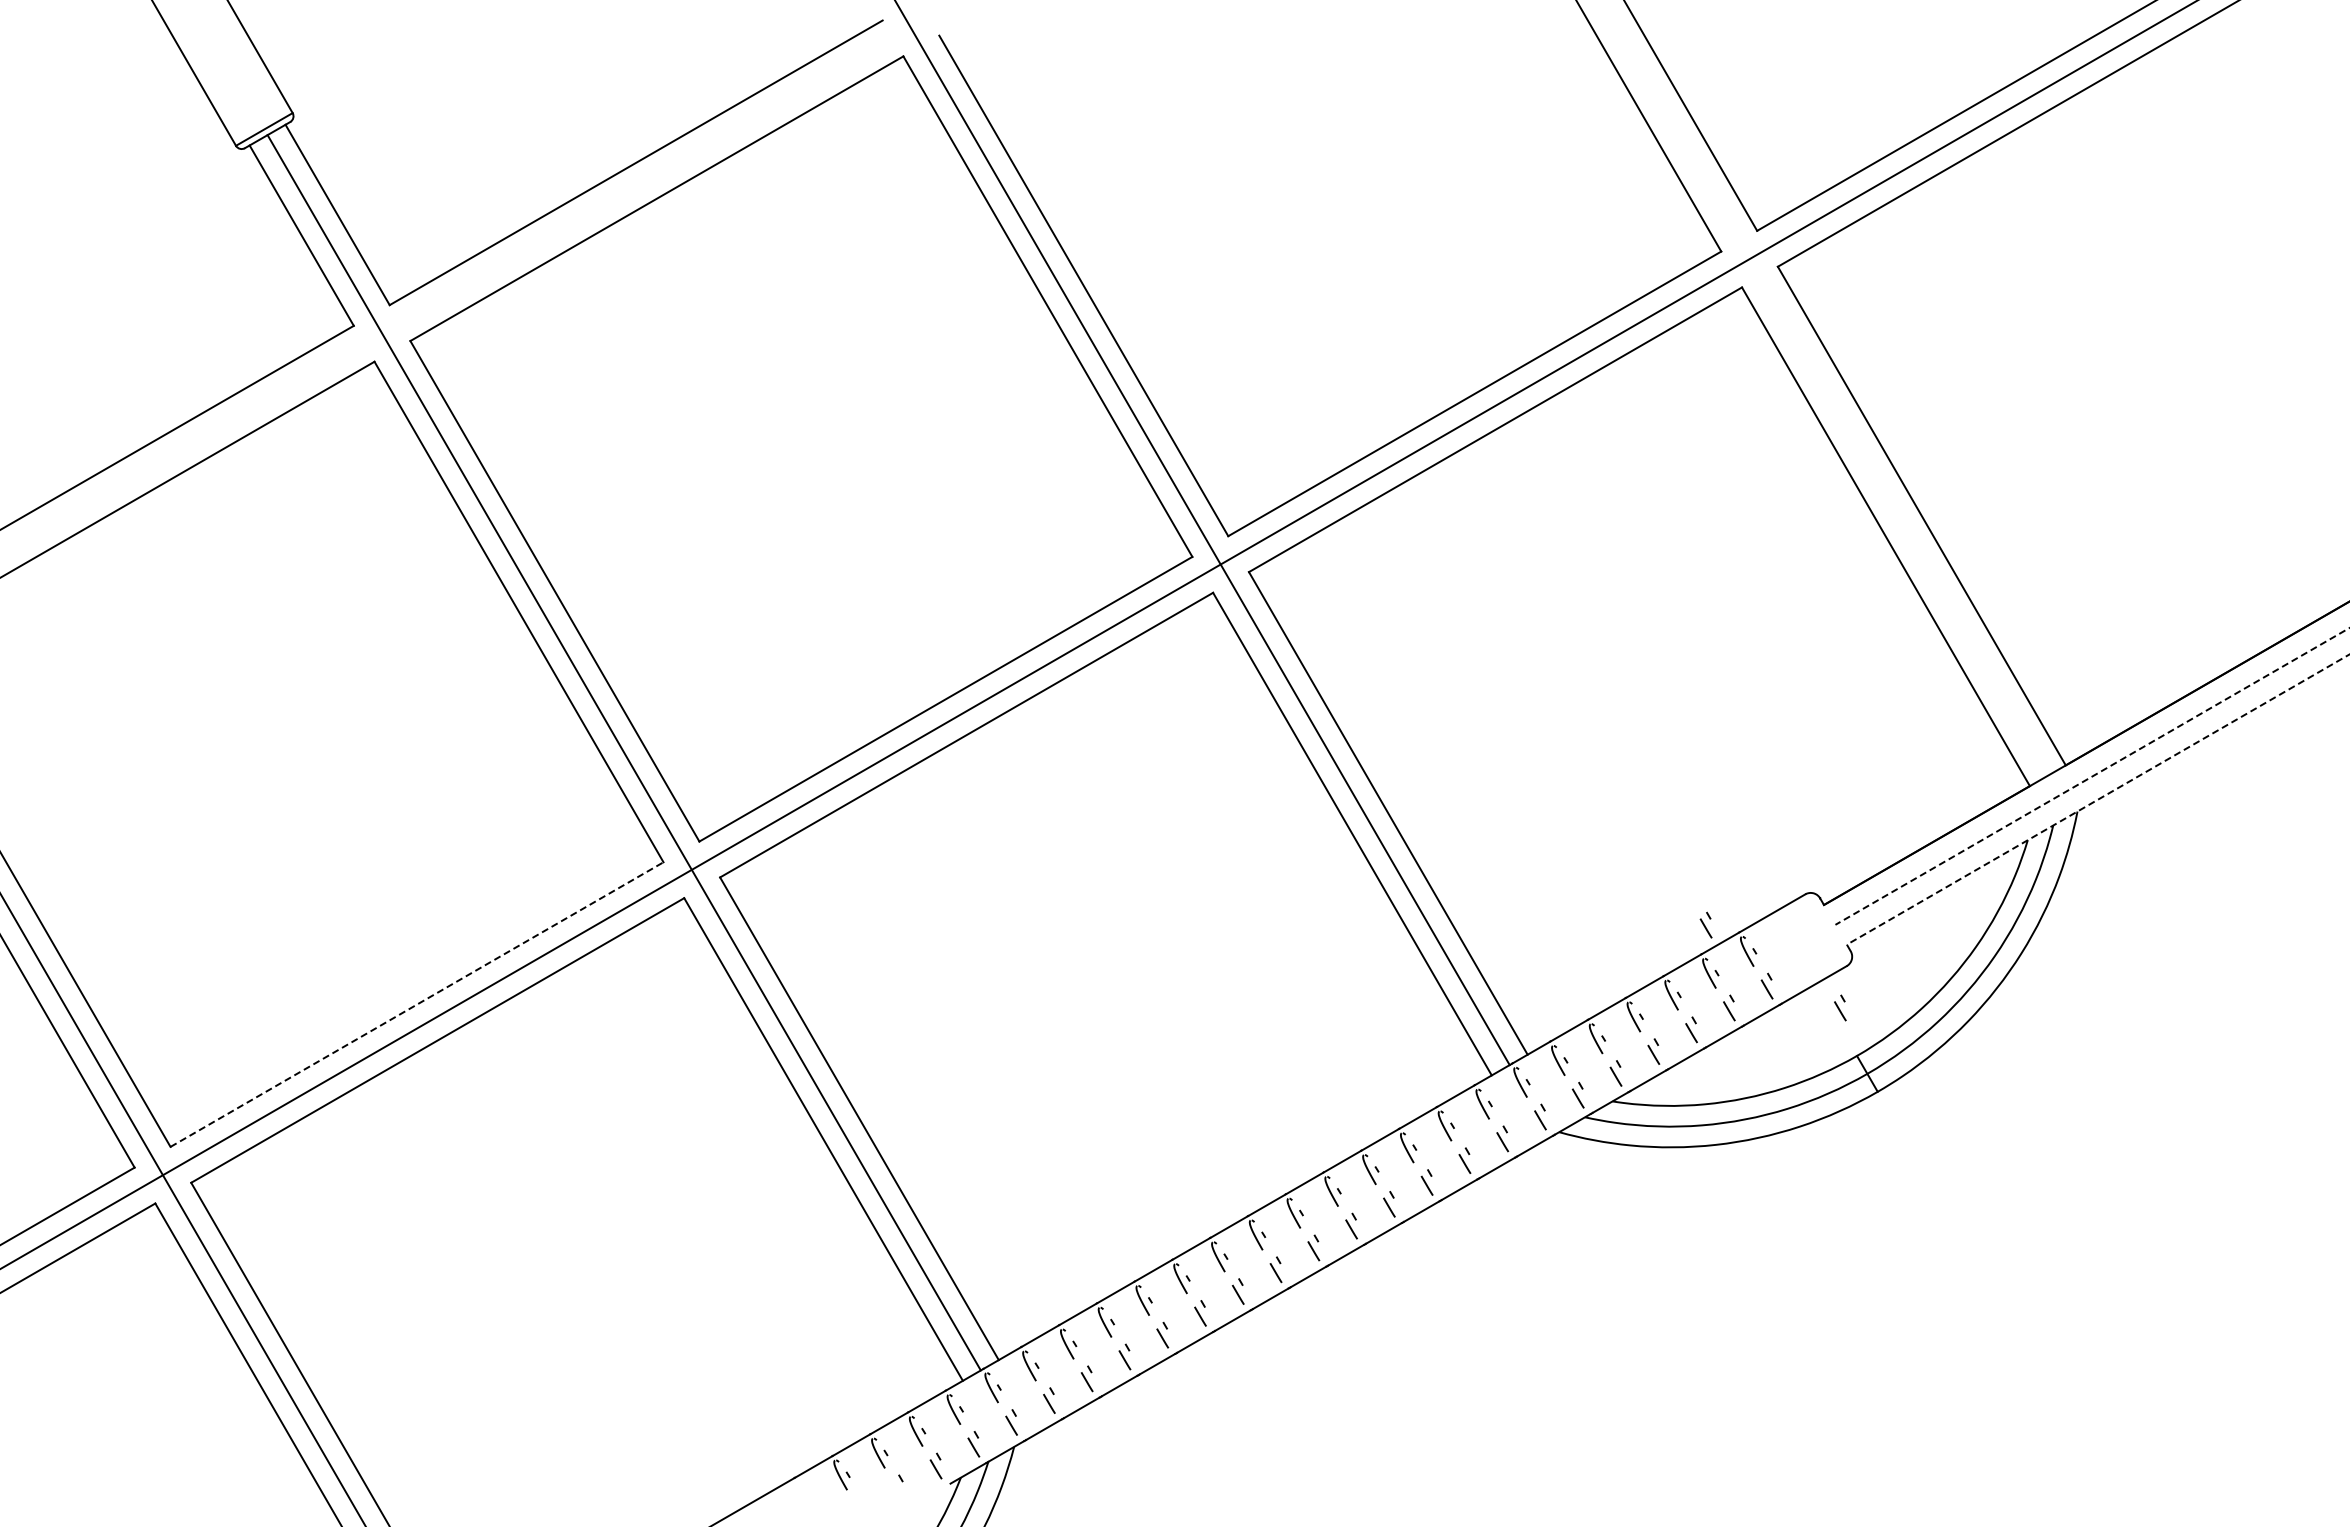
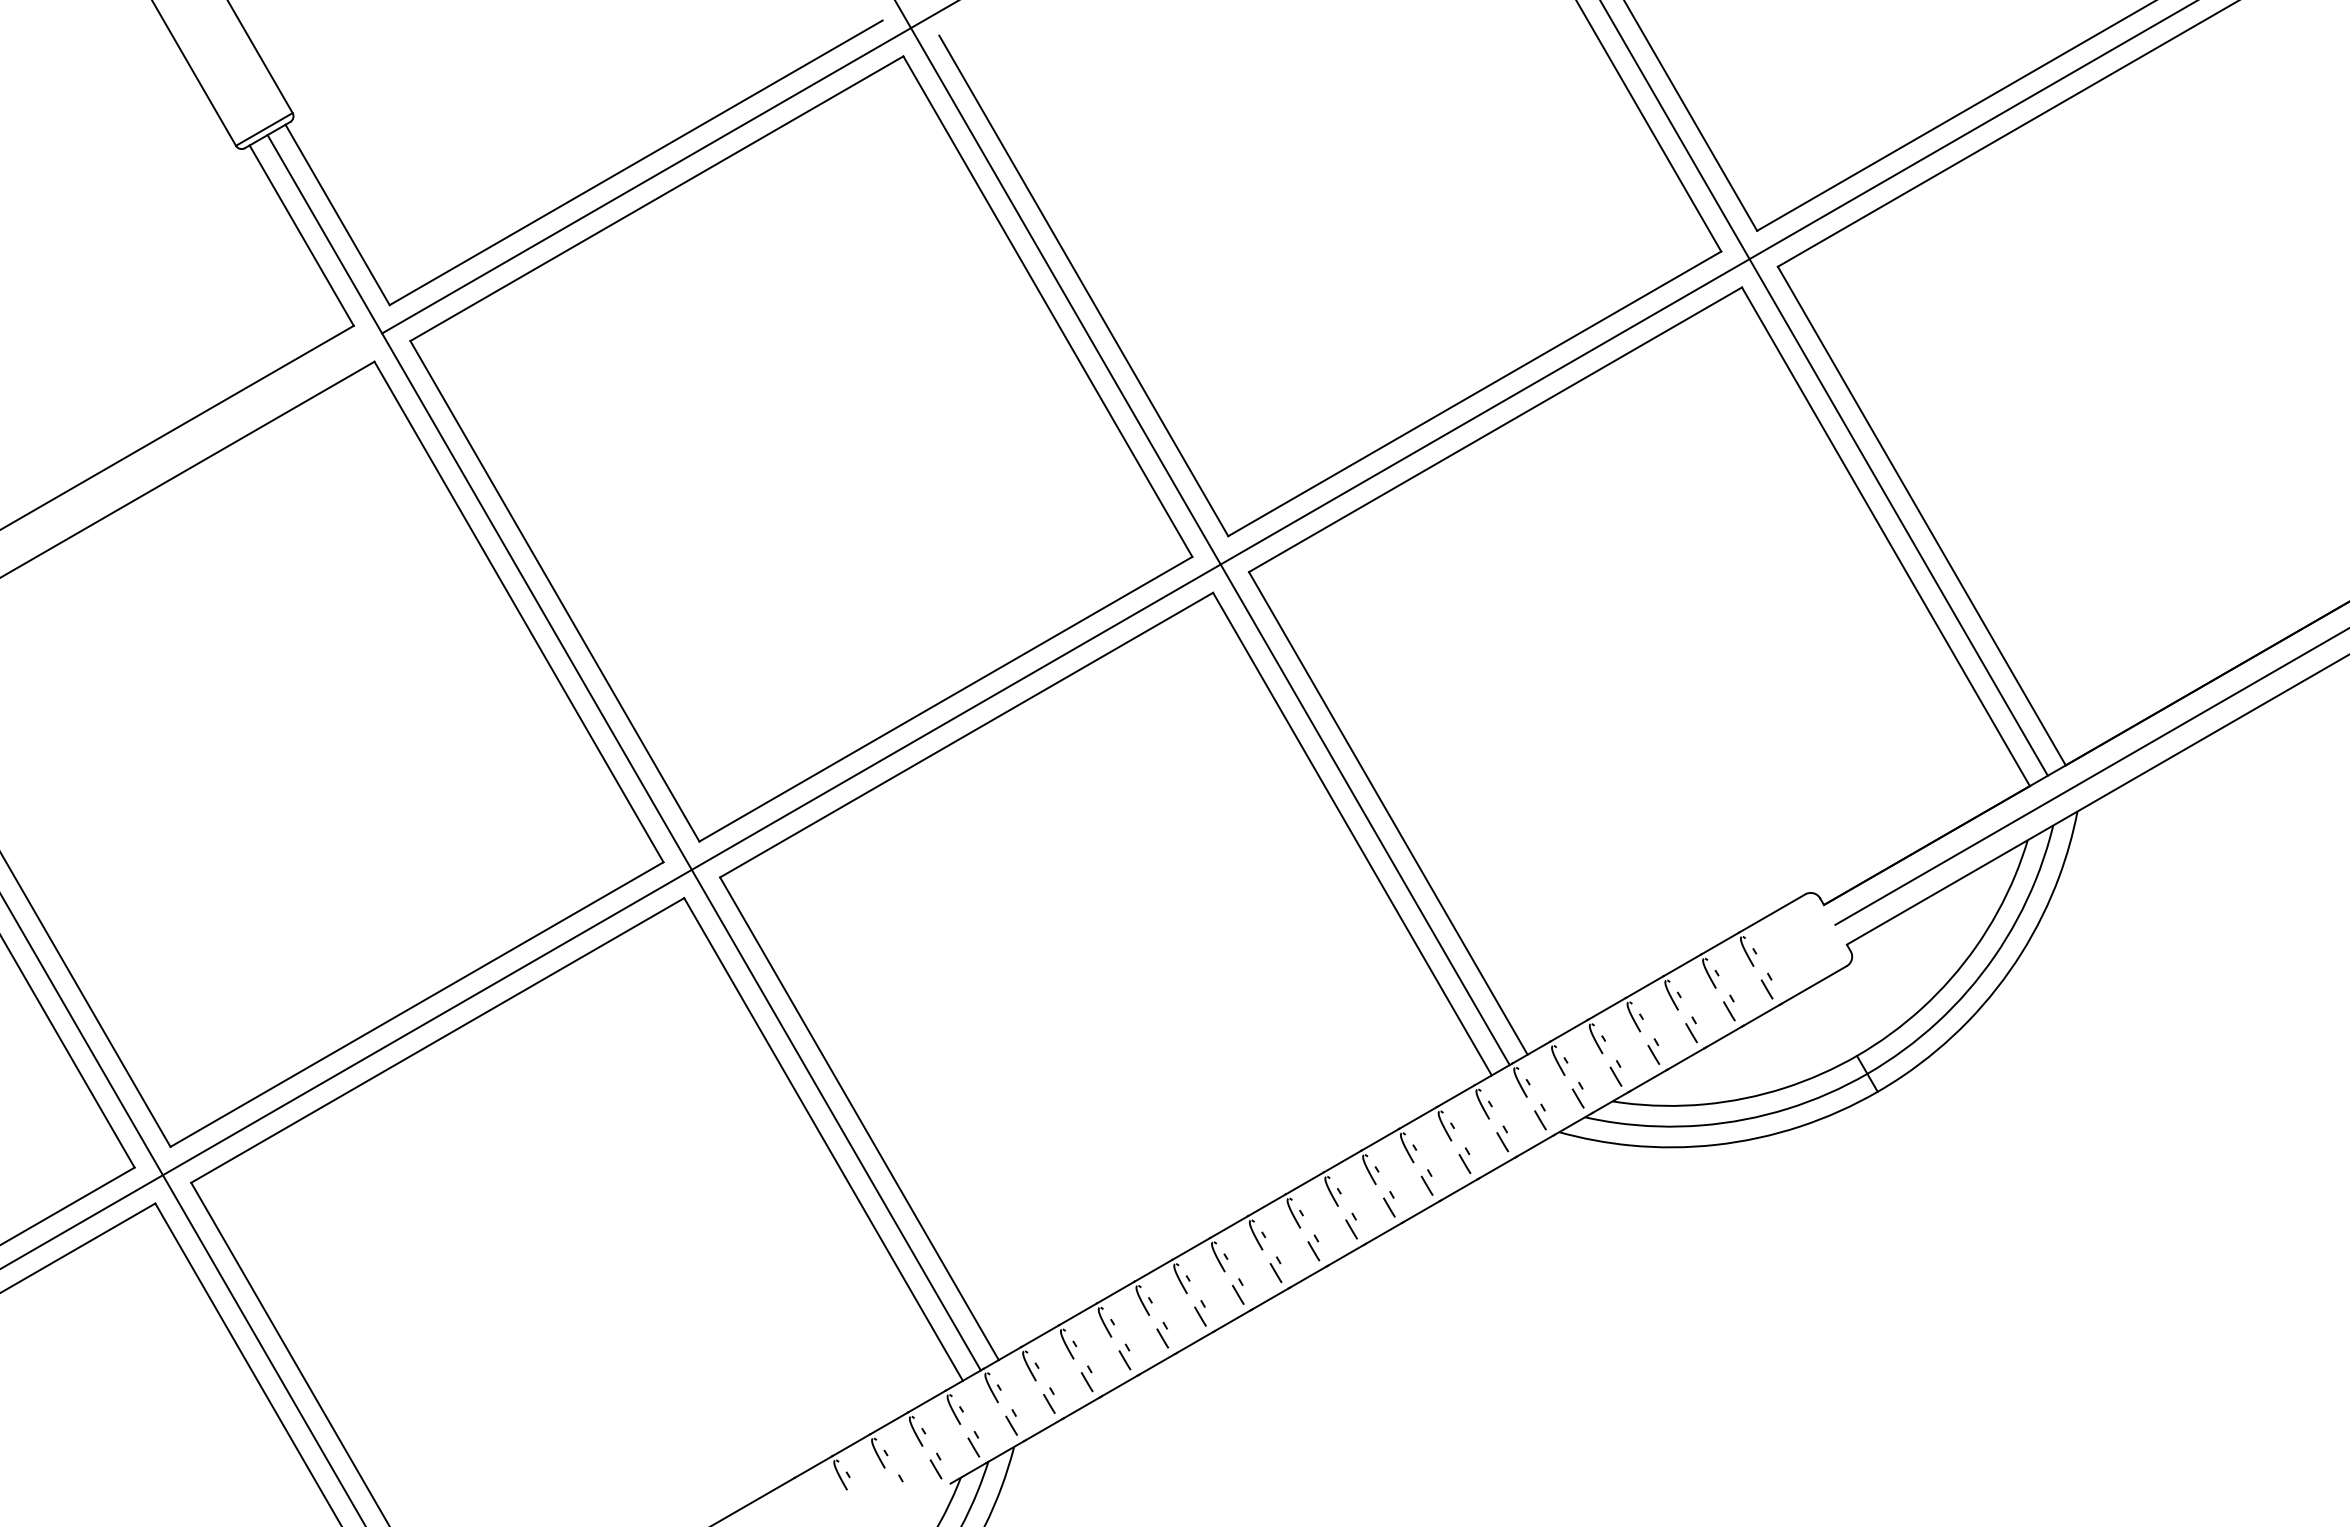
line: none -> present (668, 167)
line: none -> present (1824, 388)
line: dashed -> solid (2092, 776)
line: dashed -> solid (2097, 799)
part: present -> none (1705, 924)
line: dashed -> solid (417, 1004)
part: present -> none (1840, 1007)
